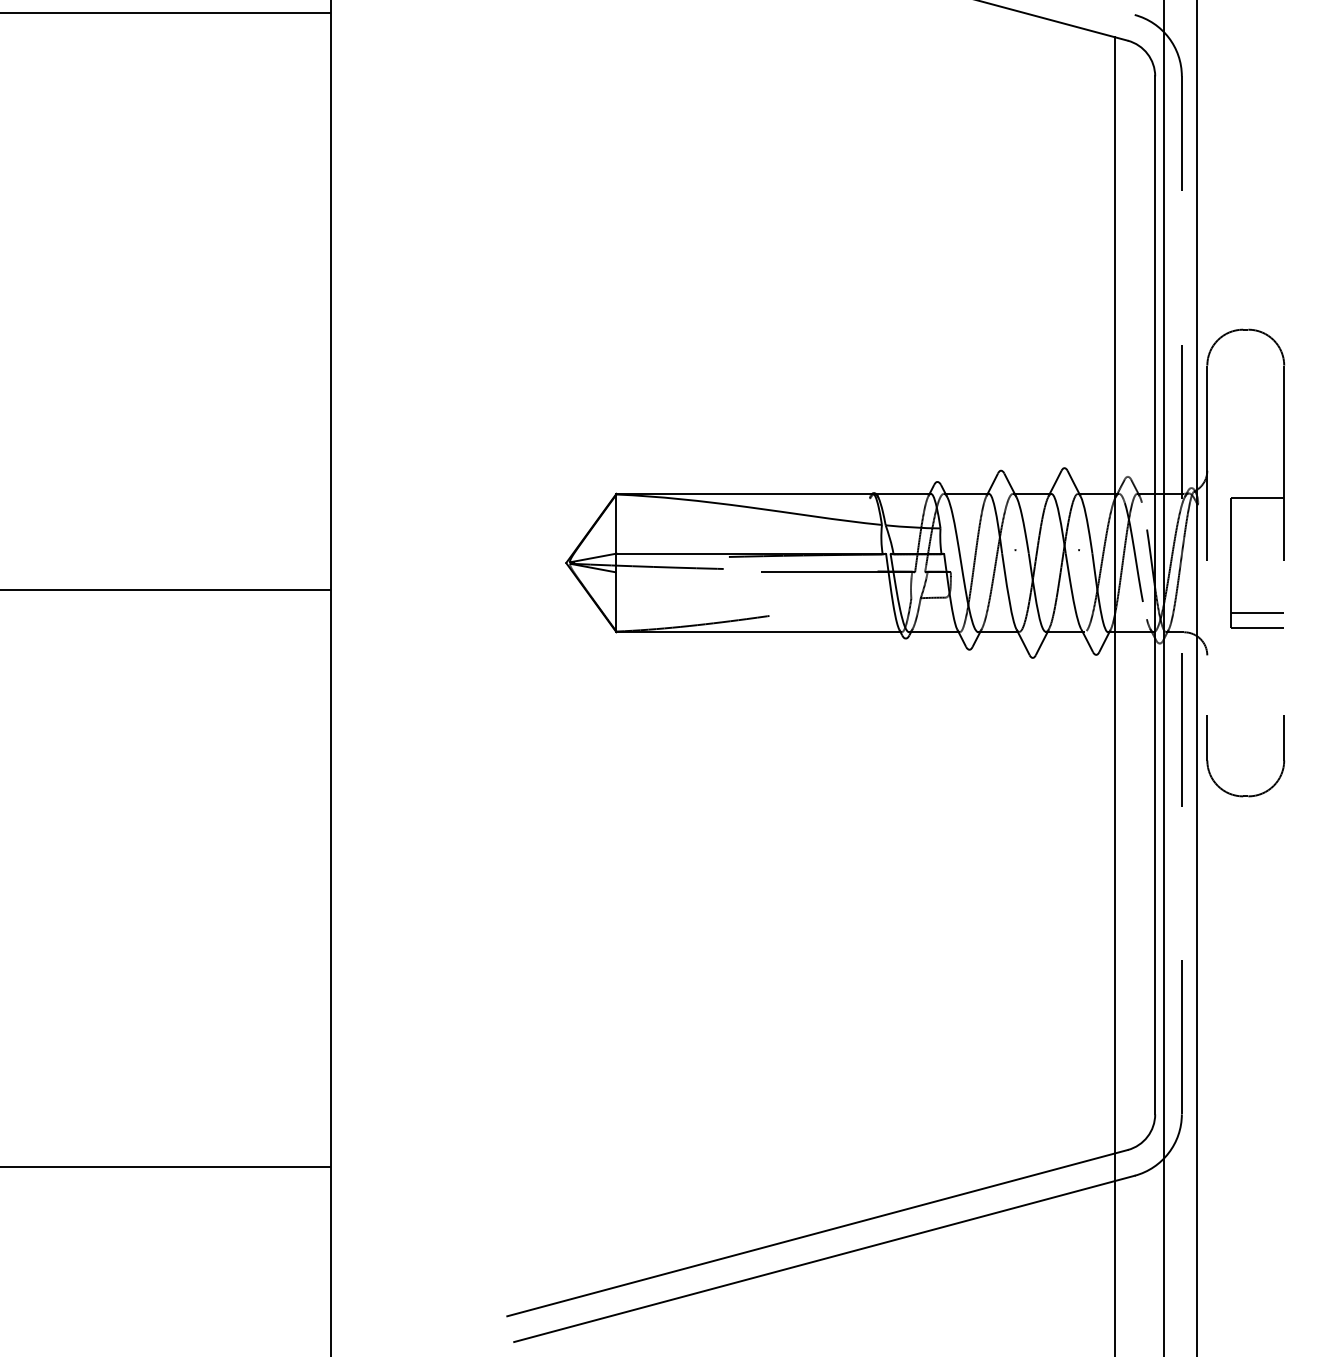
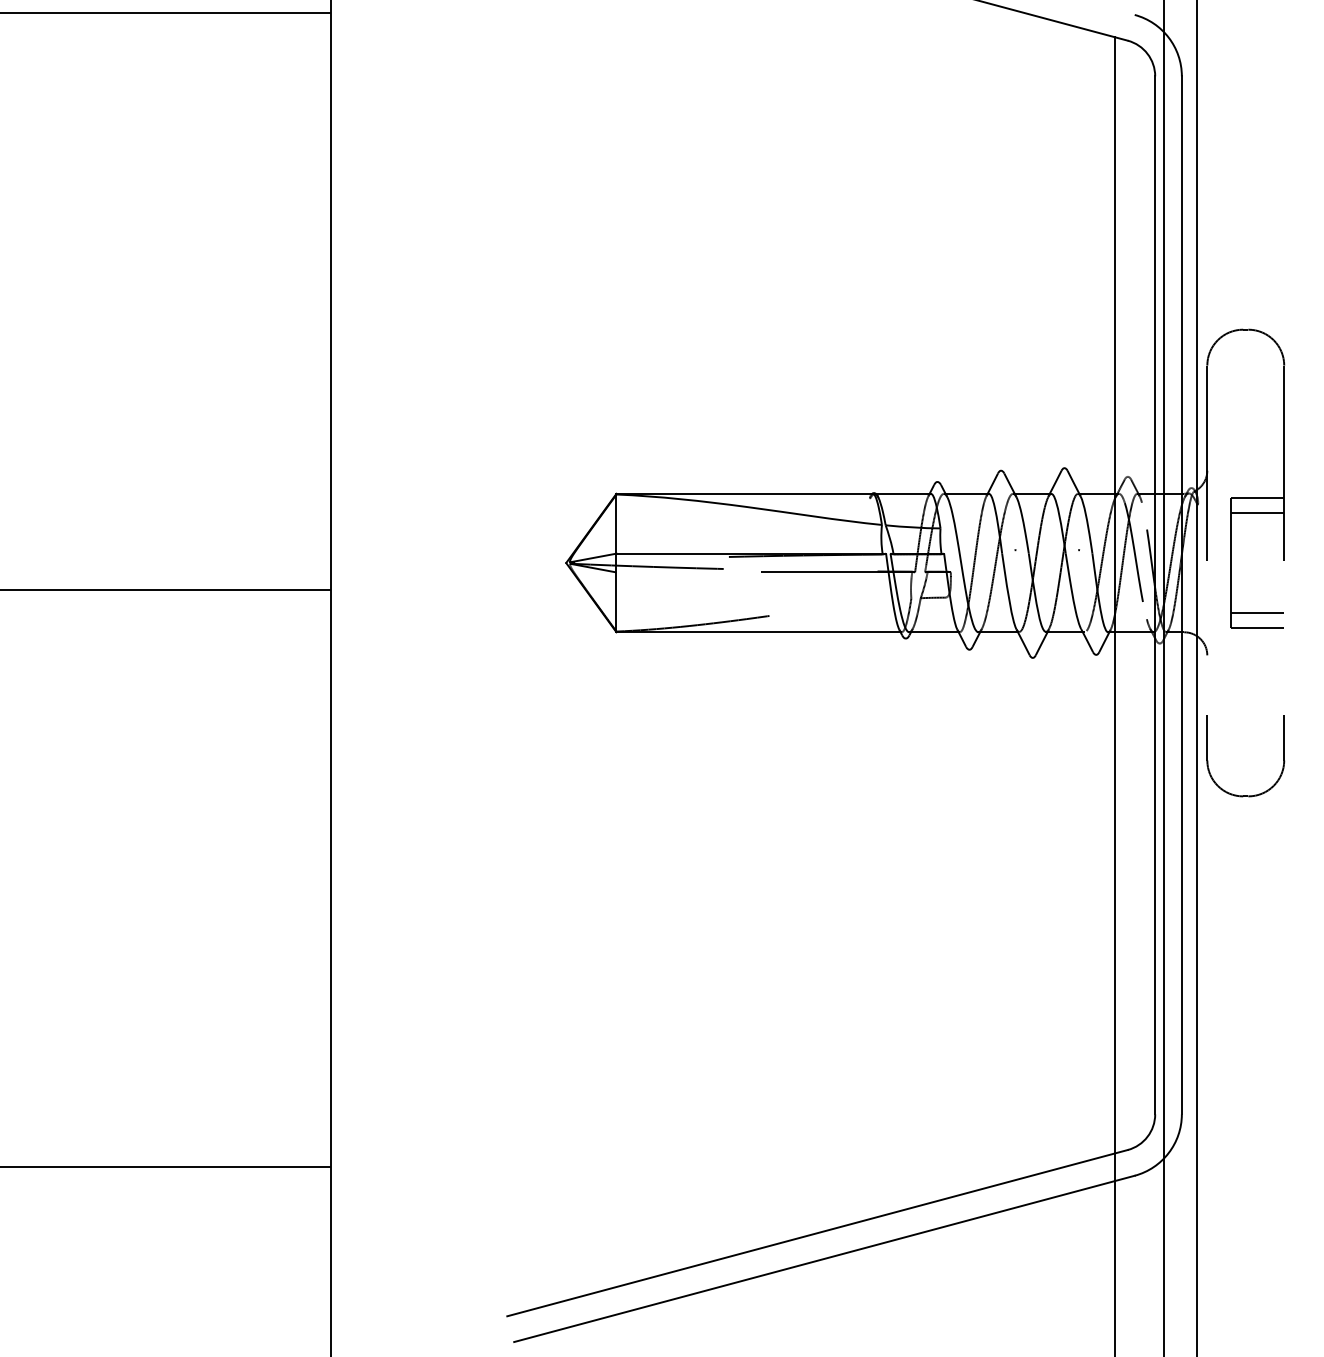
line: none -> present (1257, 513)
line: dashed -> solid (1181, 595)
